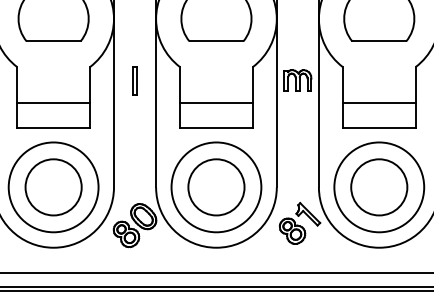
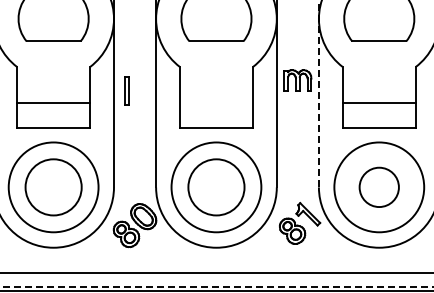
part position: (134, 80) -> (126, 90) (126, 90)
line: solid -> dashed (318, 93)
line: present -> none (215, 103)
circle diameter: 56 px -> 39 px (378, 187)
line: solid -> dashed (216, 286)
